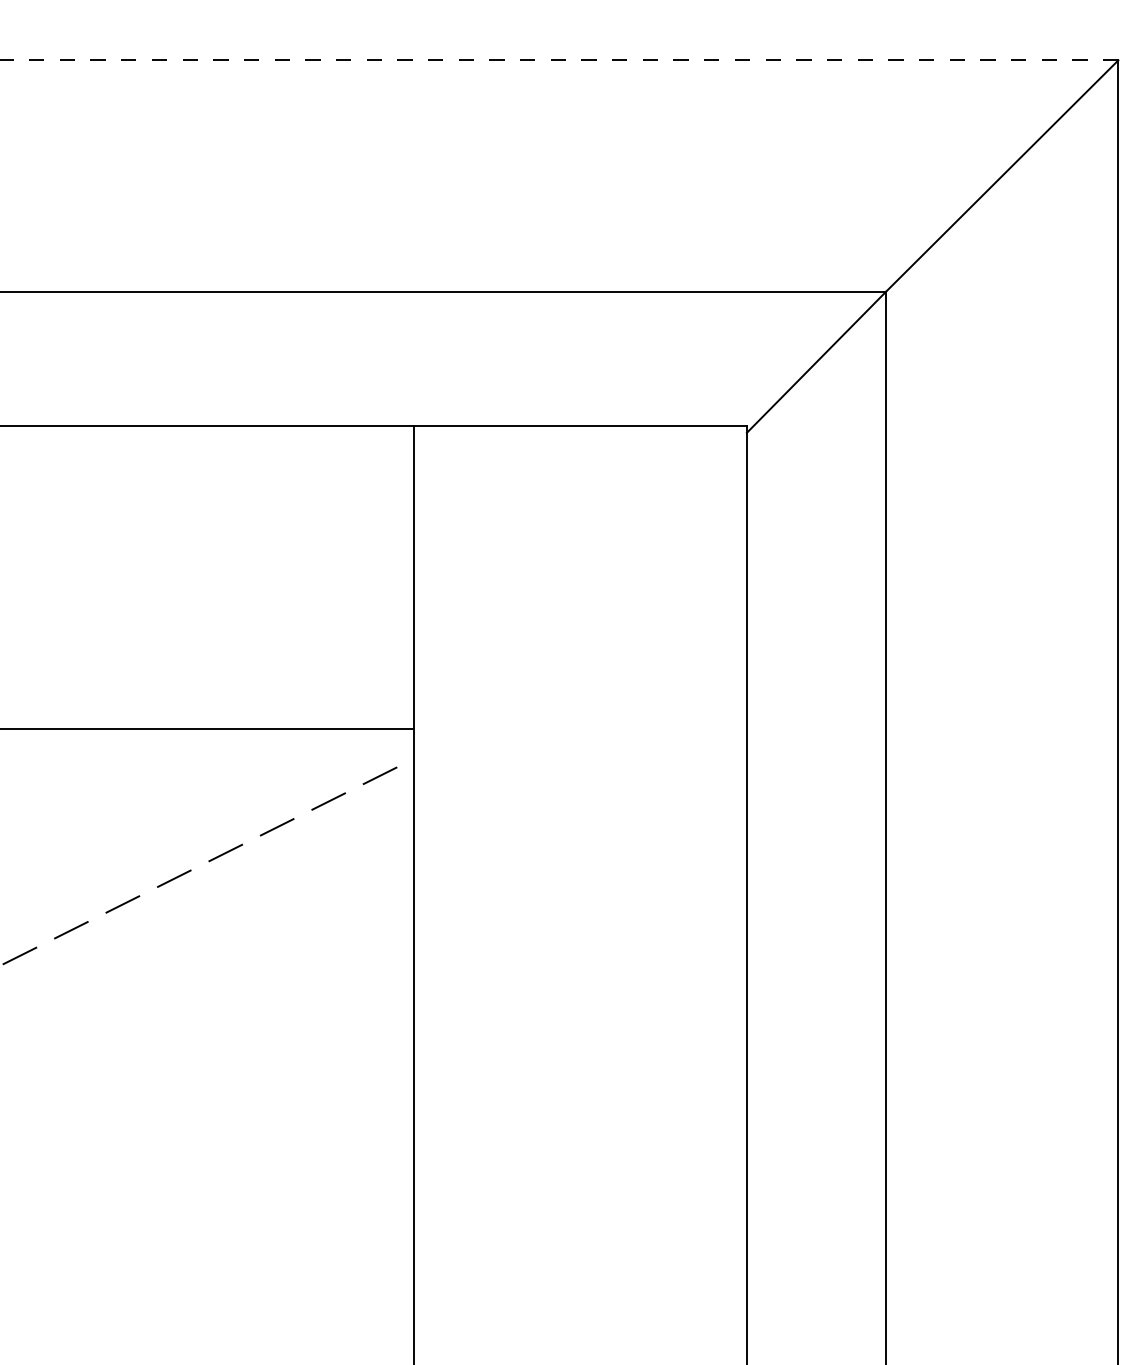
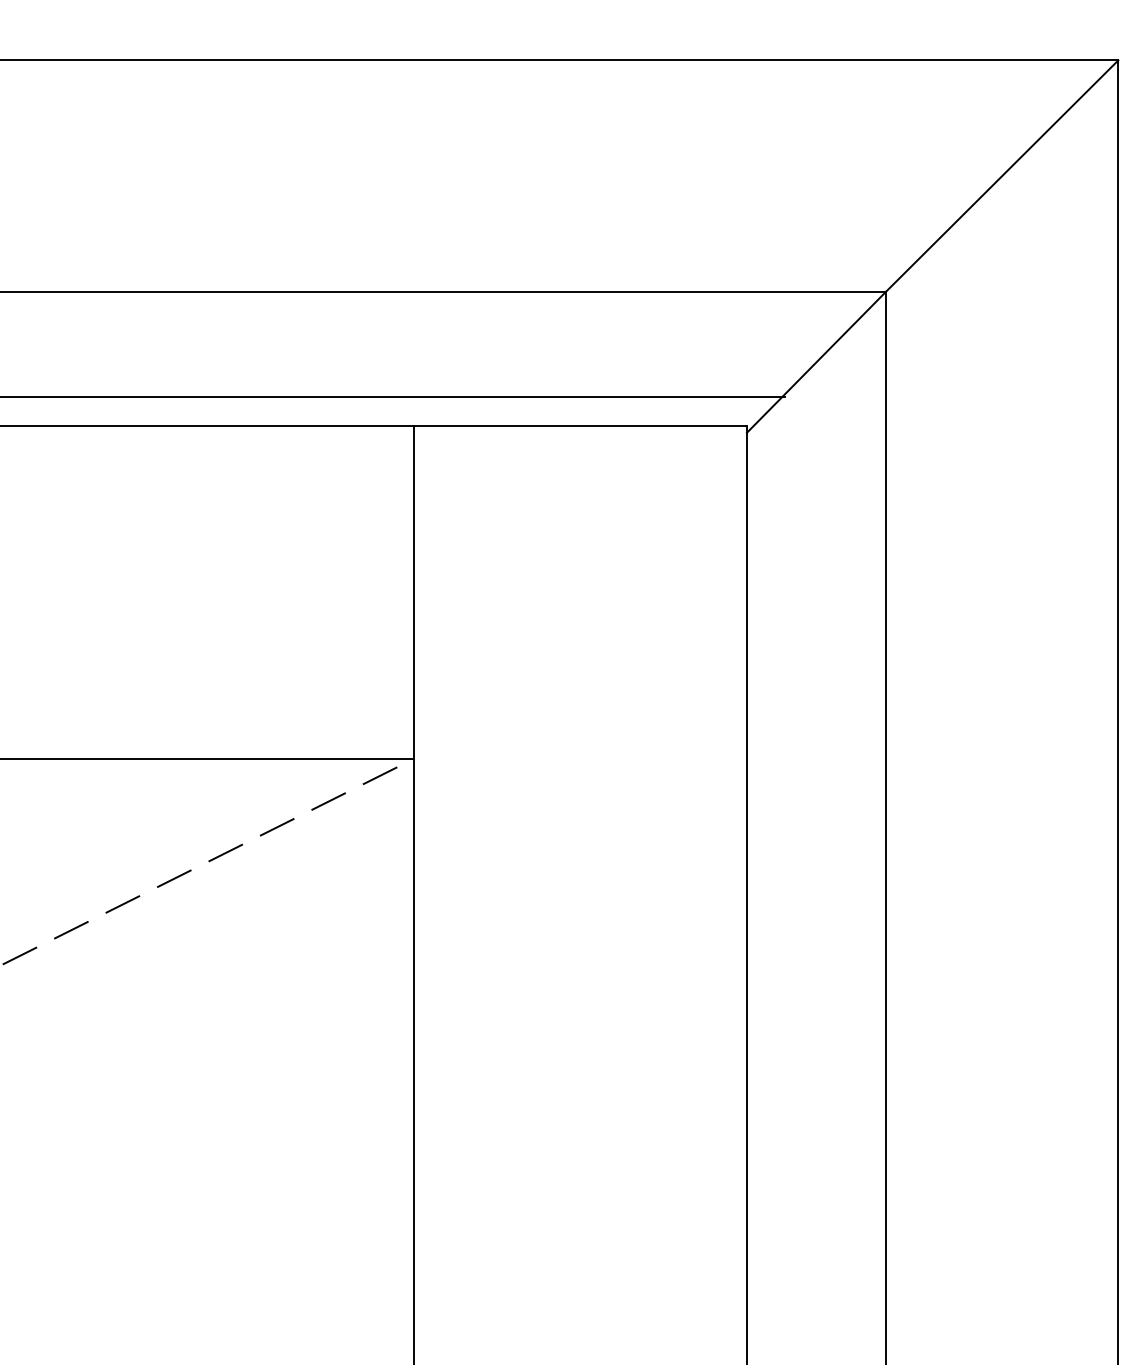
line: dashed -> solid (559, 60)
line: none -> present (393, 397)
line position: (208, 728) -> (208, 758) (208, 758)
